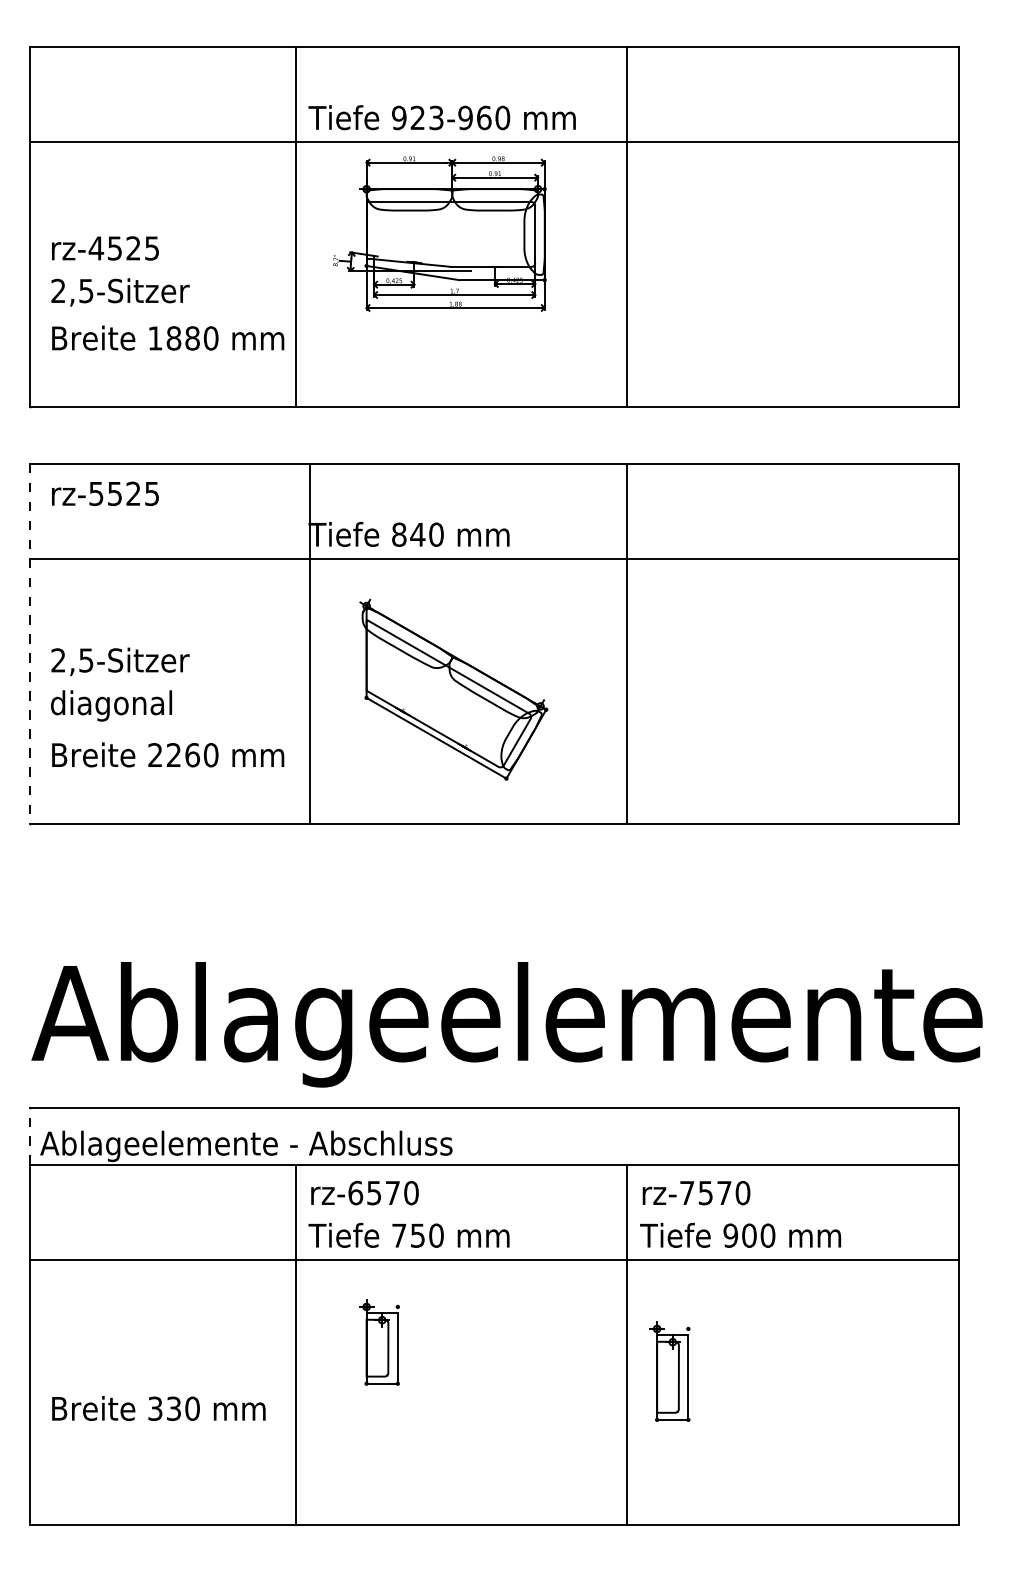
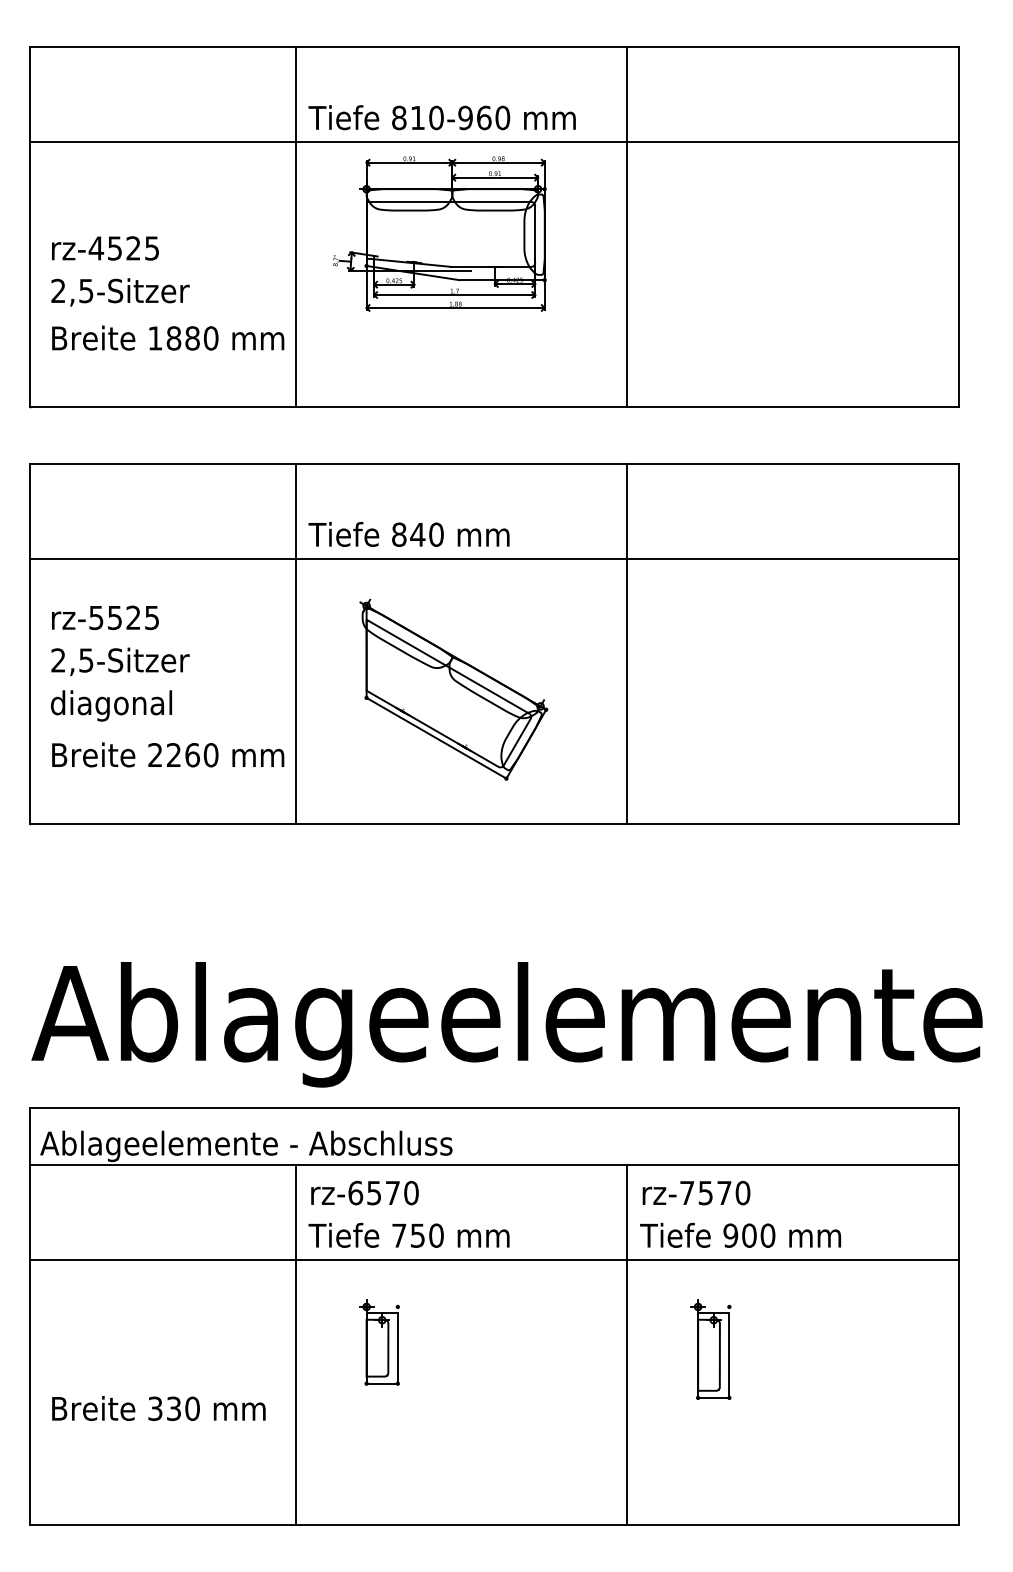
text: 923-960 -> 810-960 (417, 117)
text position: (105, 493) -> (105, 617) (105, 617)
line: dashed -> solid (30, 643)
line position: (309, 643) -> (295, 643) (295, 643)
line: dashed -> solid (30, 1135)
part position: (669, 1371) -> (710, 1349) (710, 1349)
